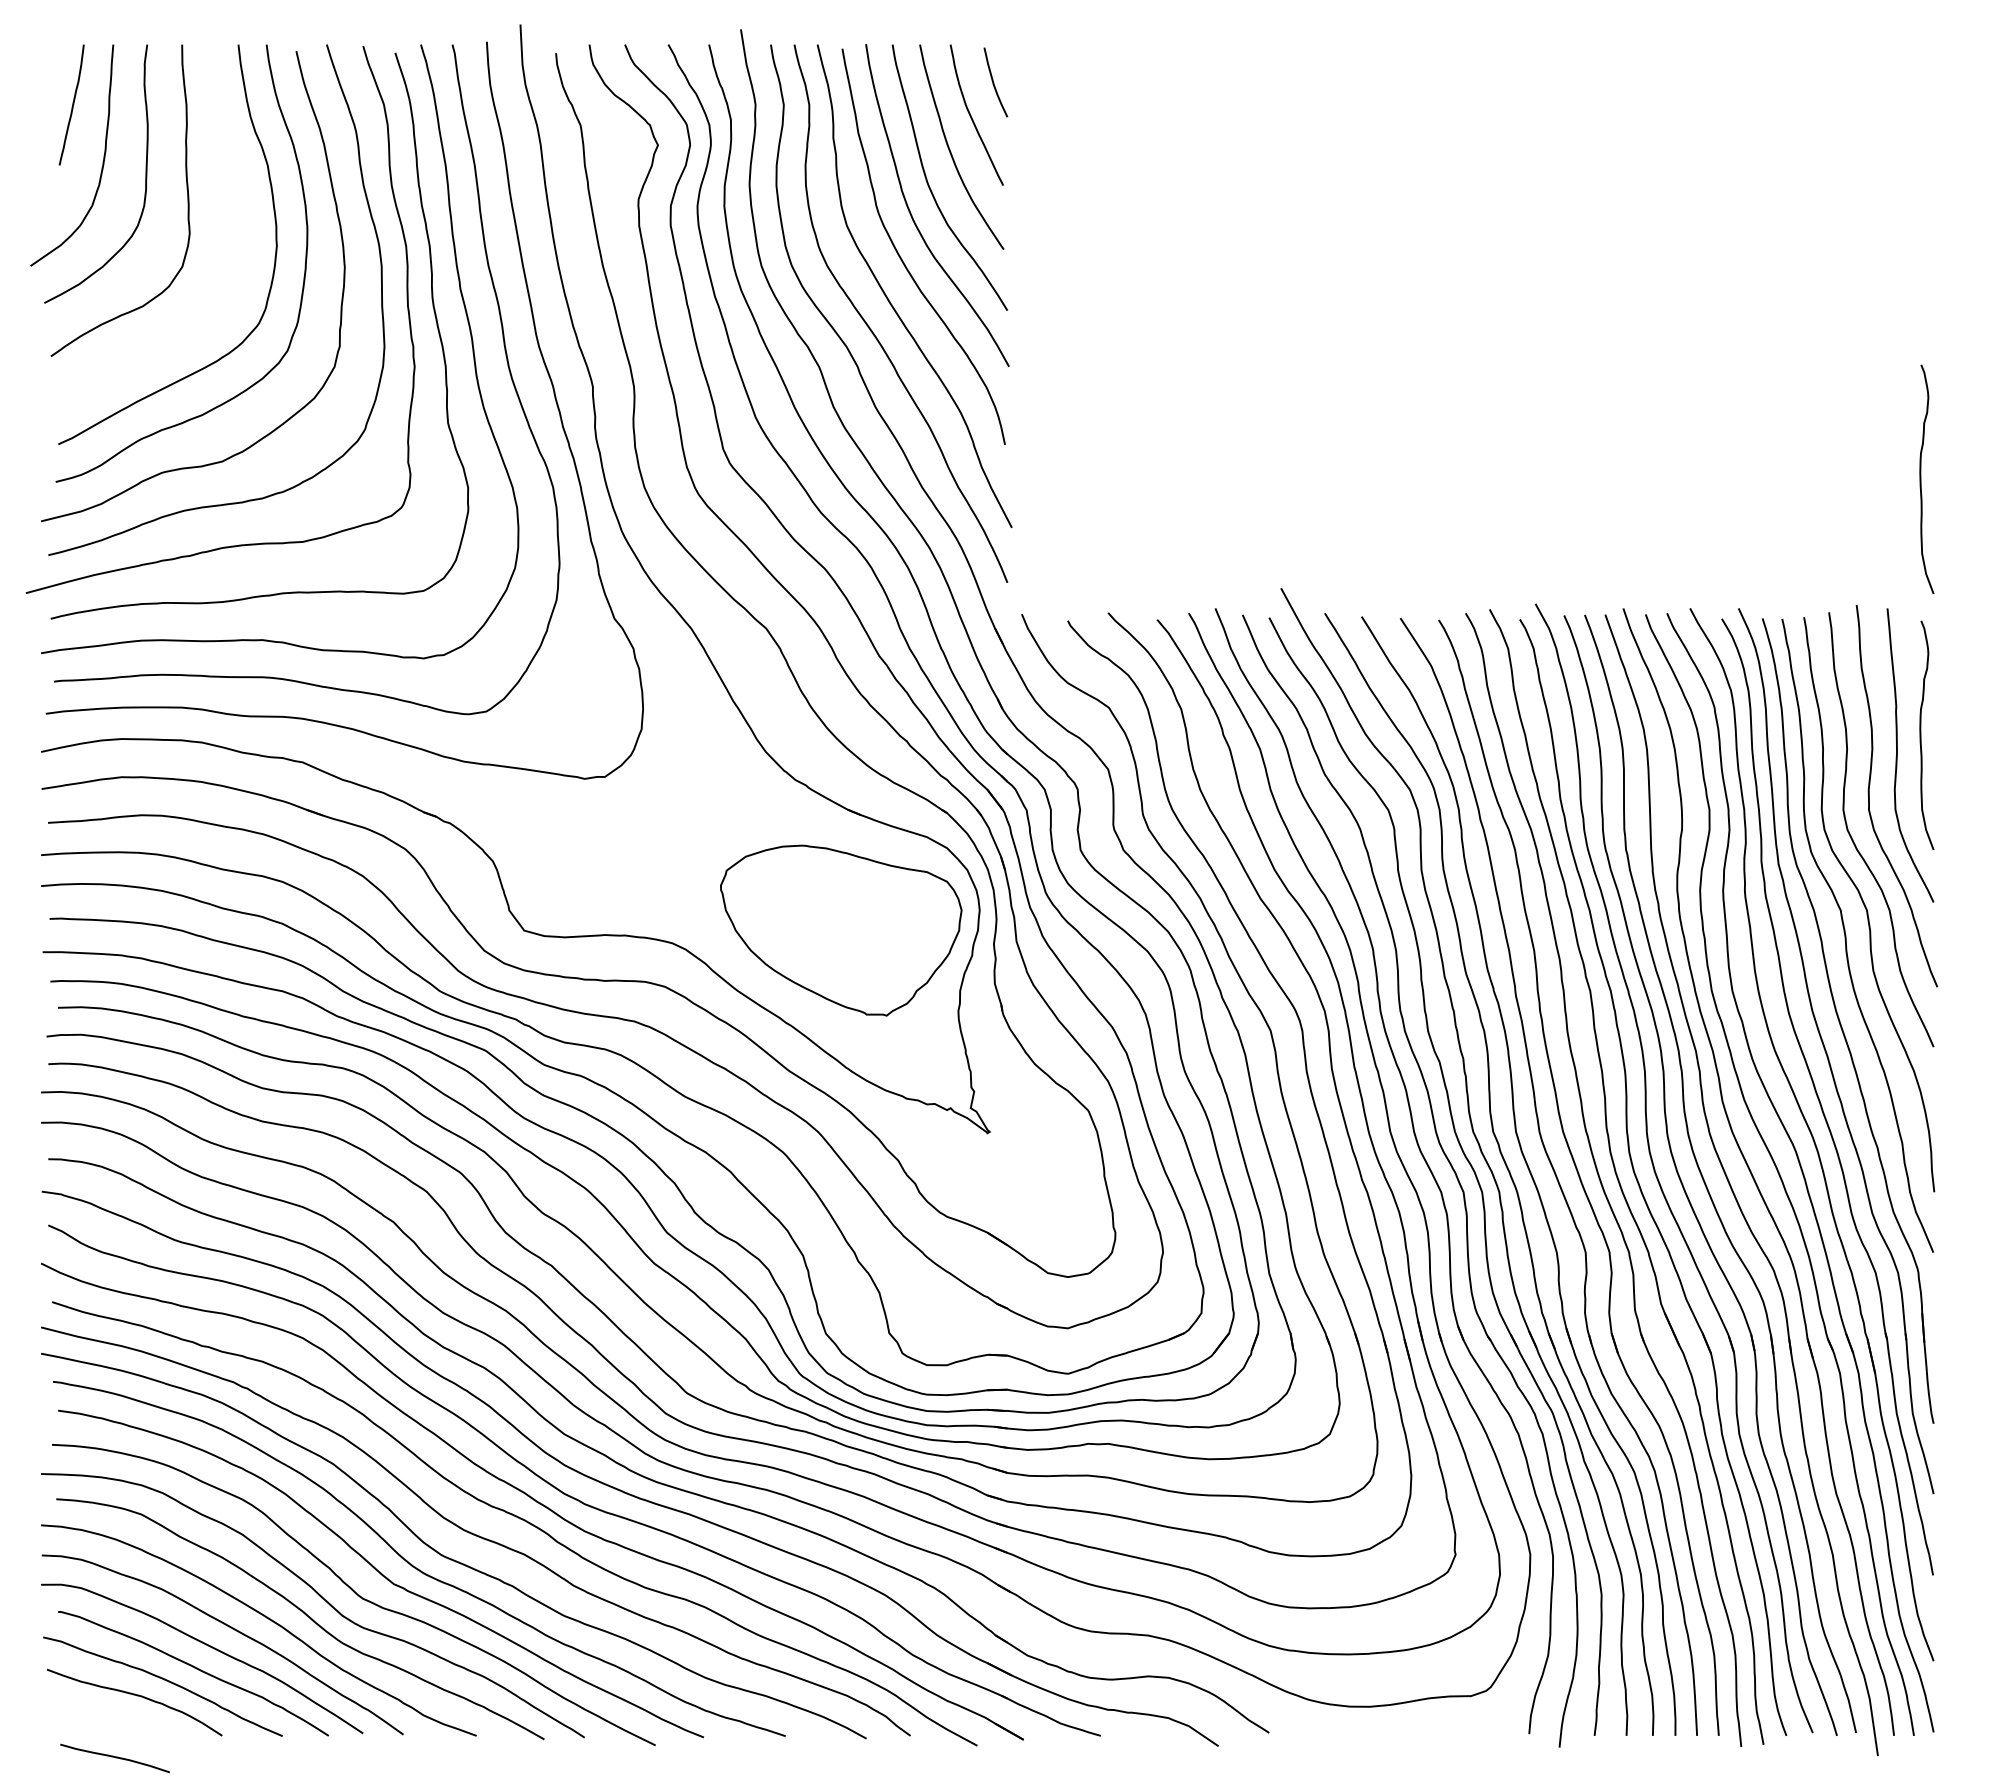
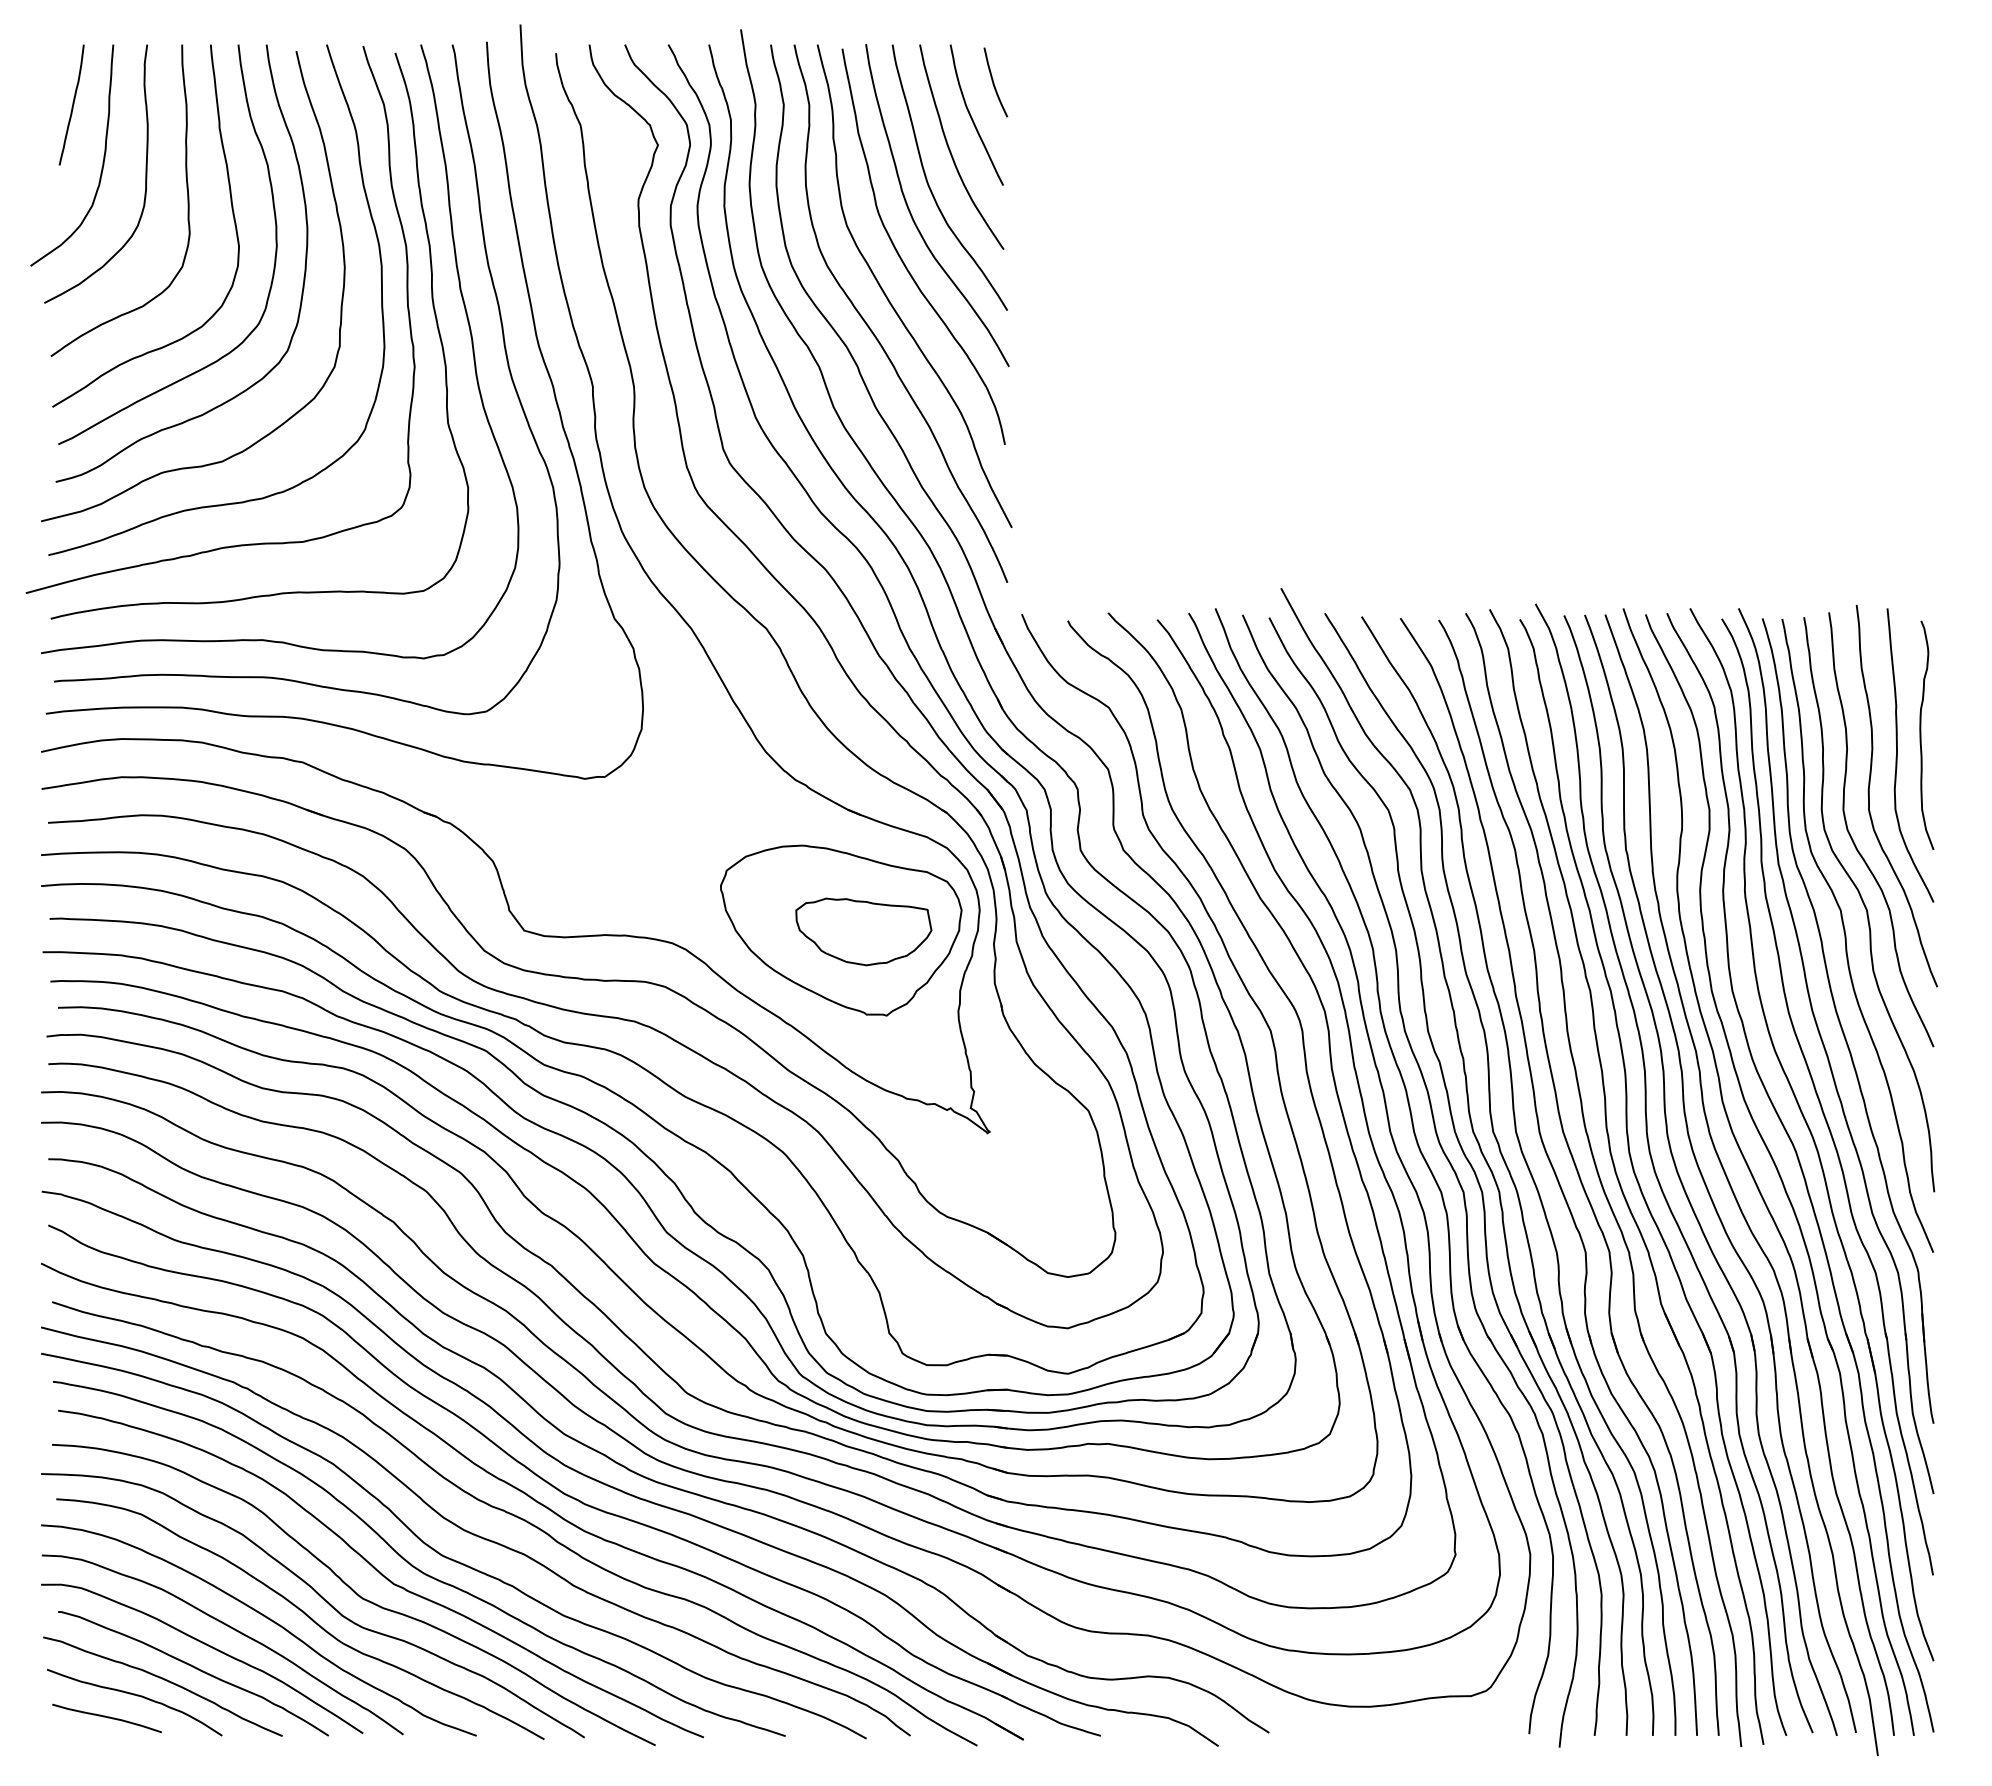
curve: none -> present (231, 209)
curve: present -> none (1921, 478)
part: none -> present (863, 931)
curve position: (114, 1757) -> (106, 1717) (106, 1717)
